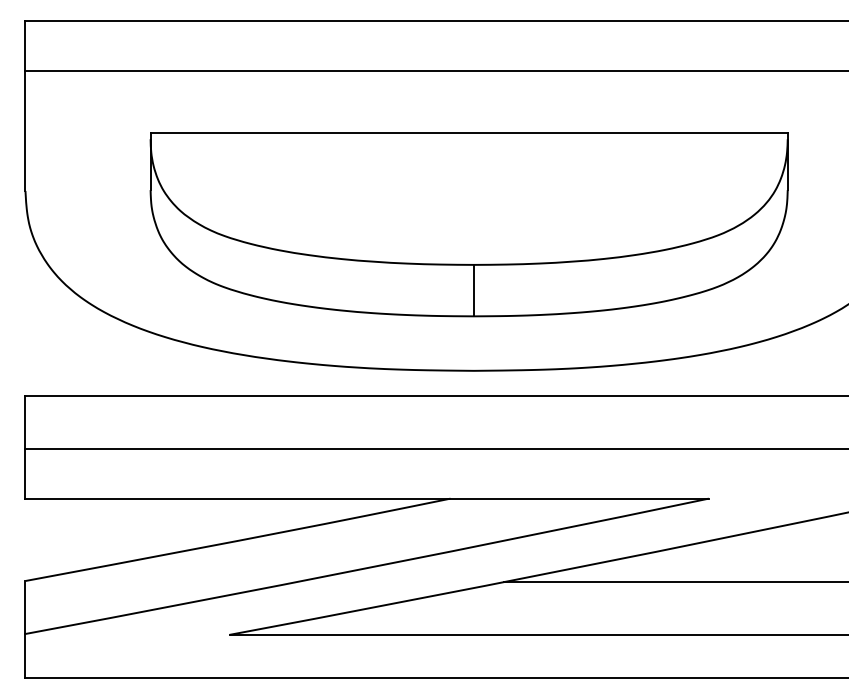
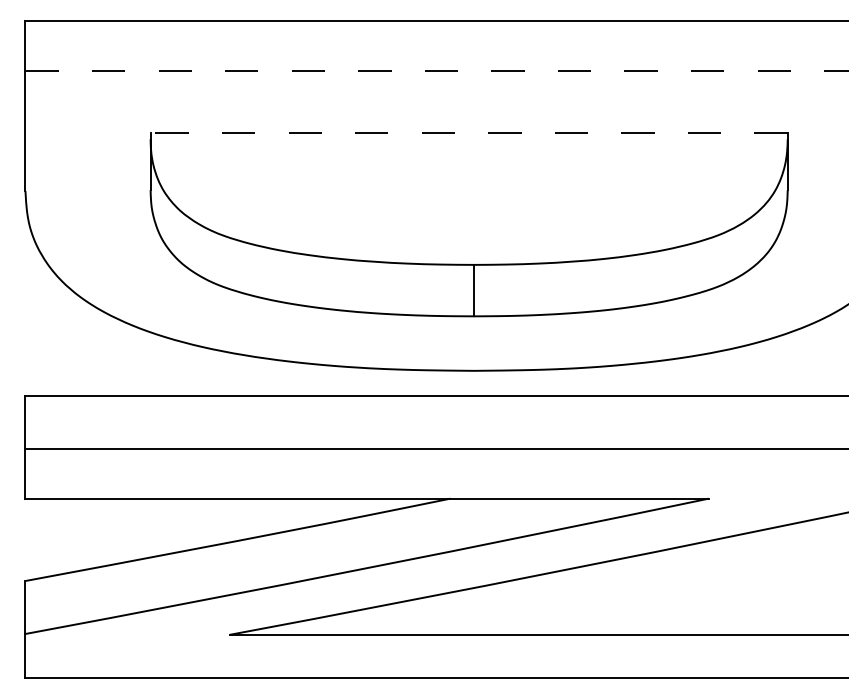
line: solid -> dashed (437, 71)
line: solid -> dashed (469, 133)
line: present -> none (674, 581)
